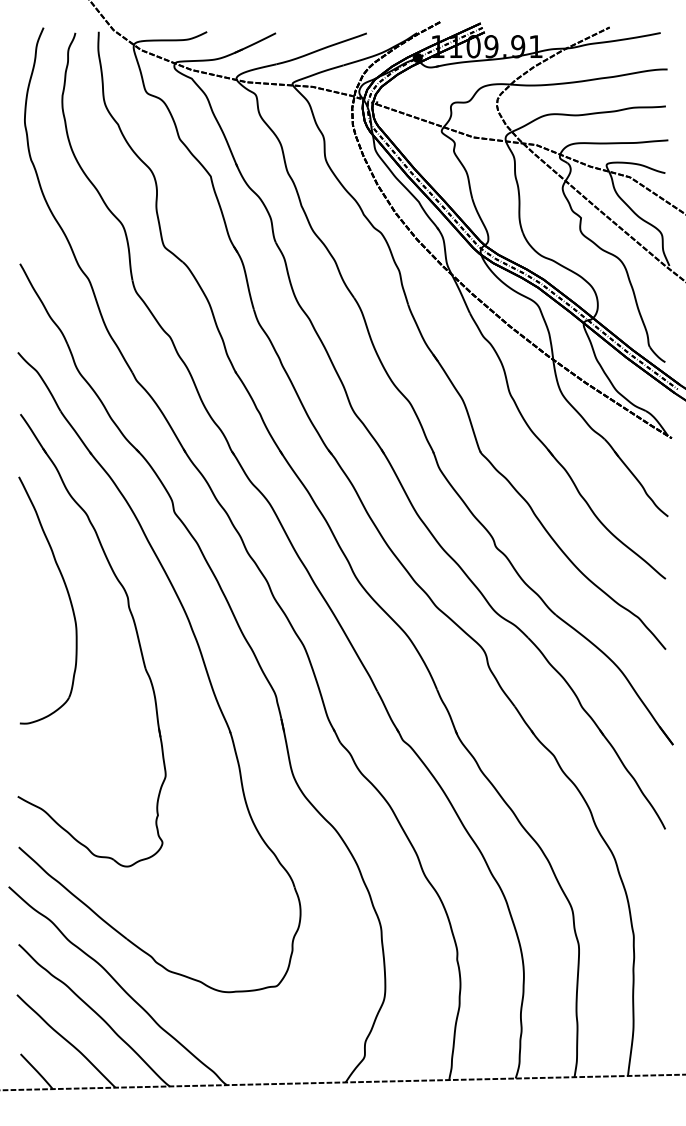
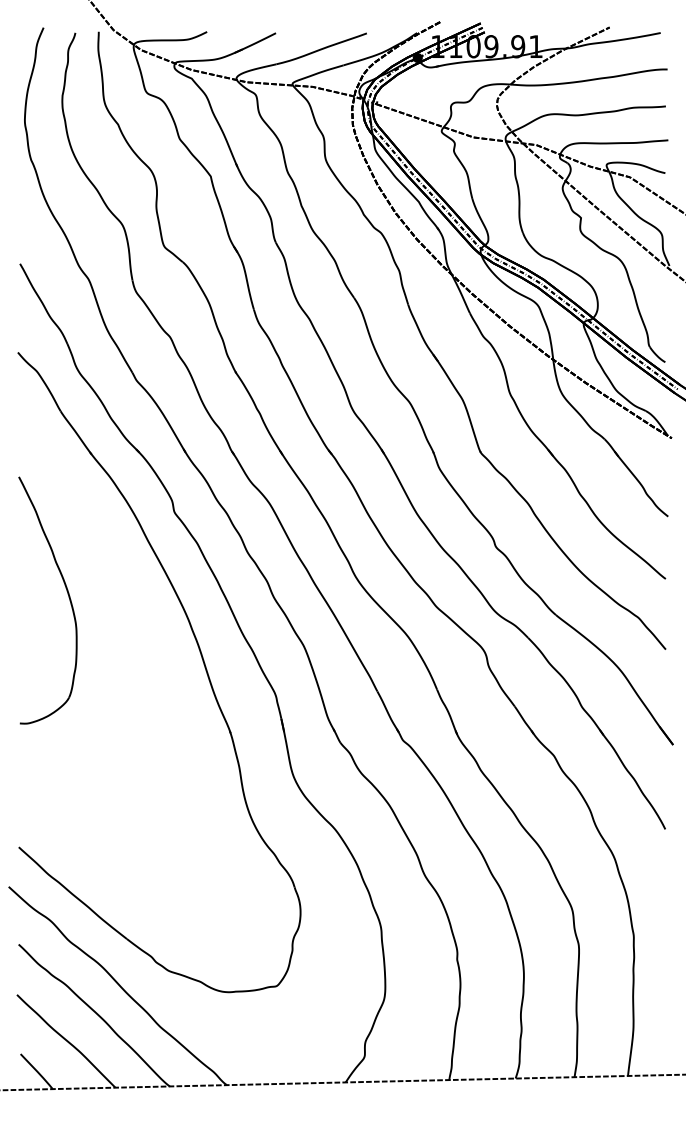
part: present -> none (135, 631)
